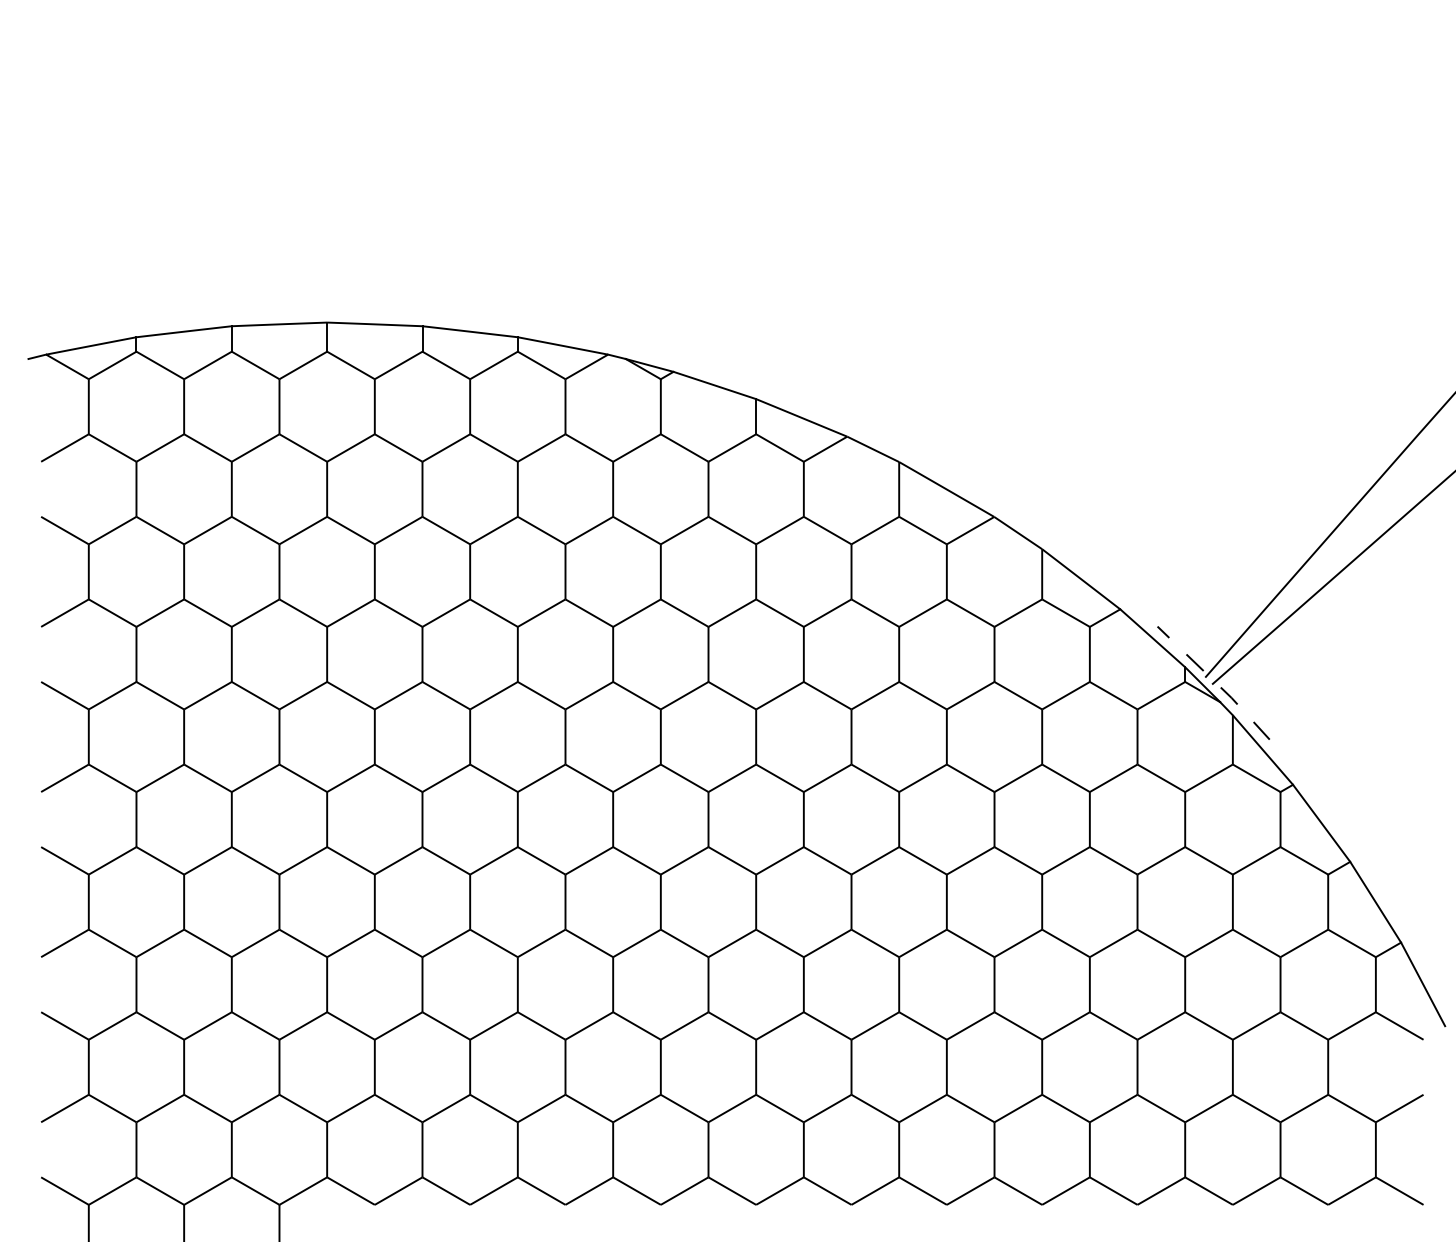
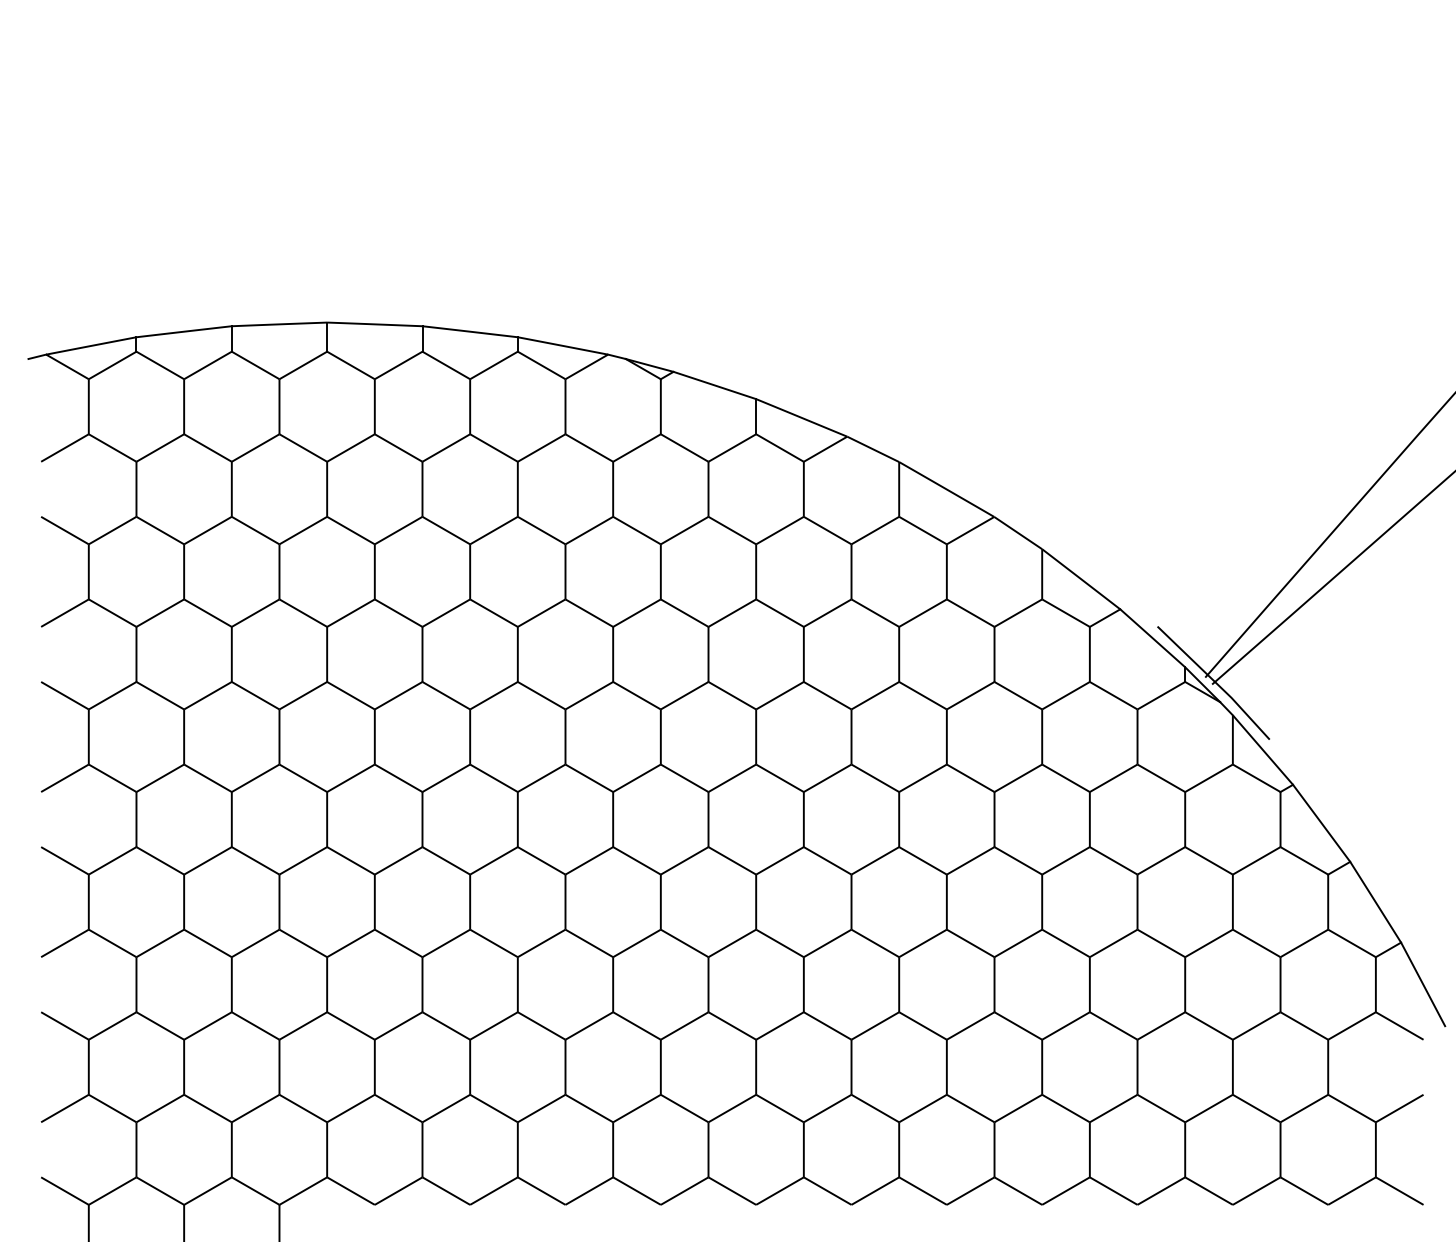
line: dashed -> solid (1215, 681)
